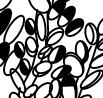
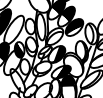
fill: present -> none (29, 26)
fill: present -> none (24, 66)
